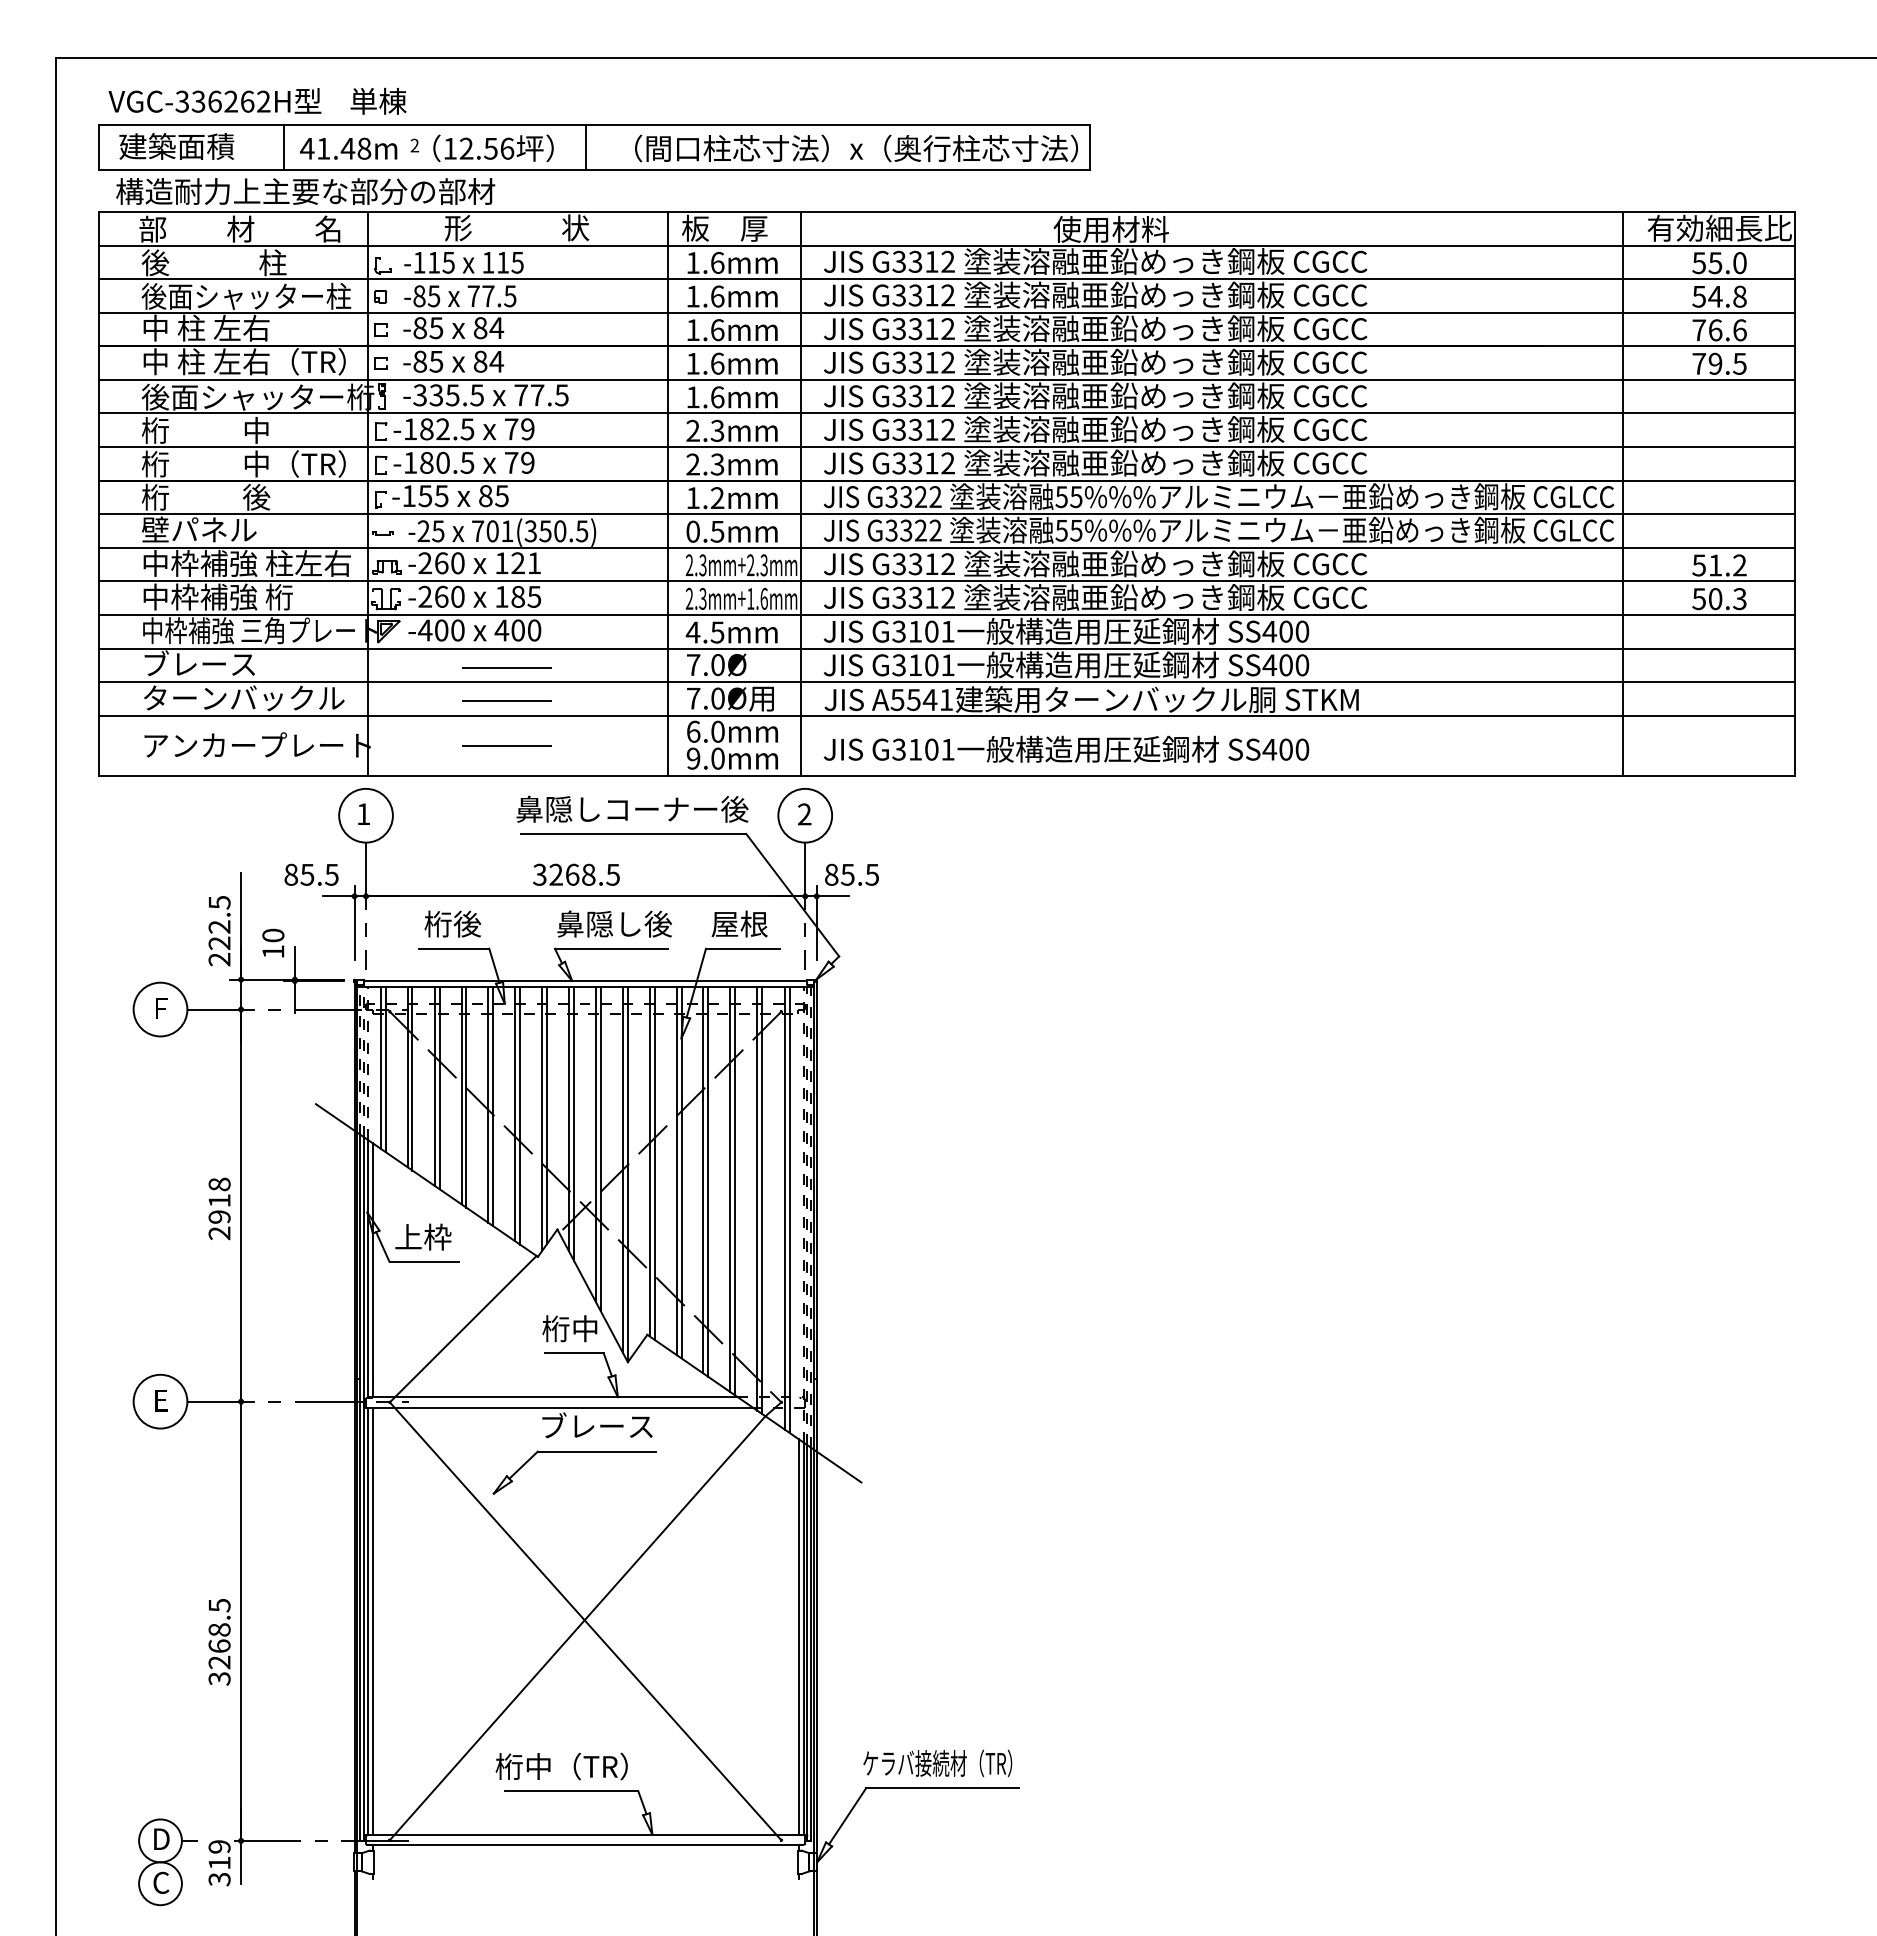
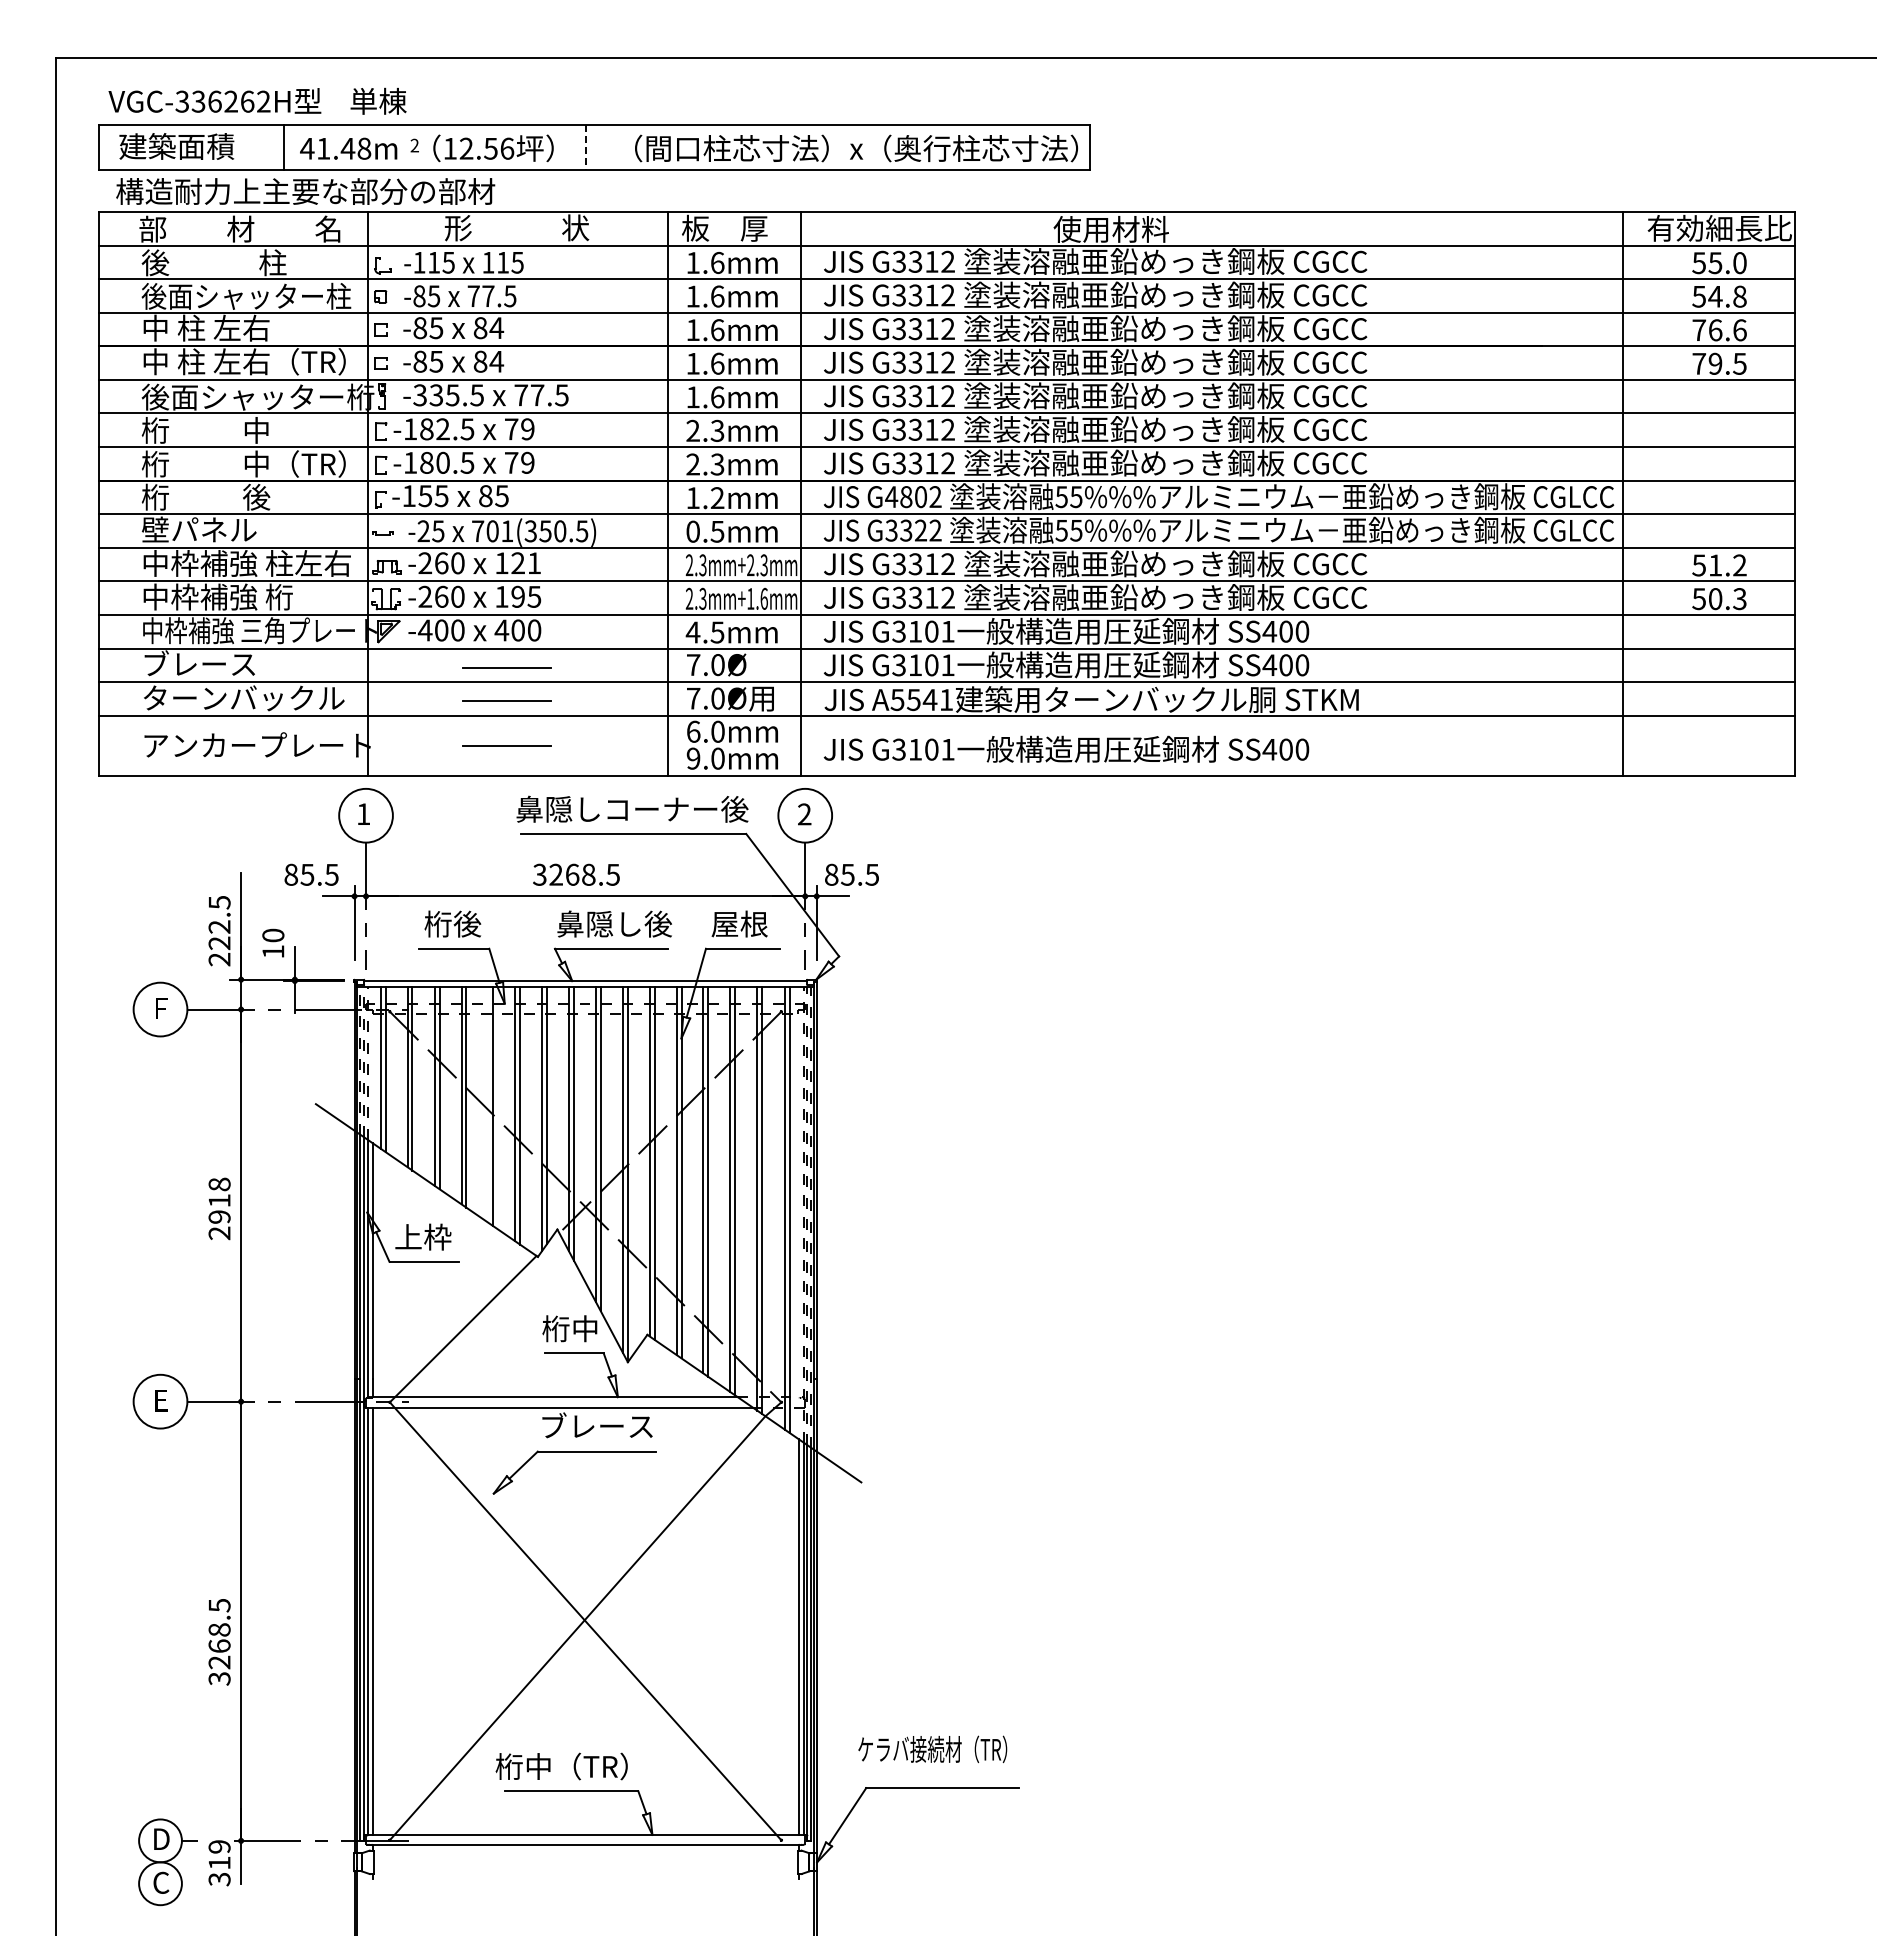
line: solid -> dashed (585, 147)
text: G3322 -> G4802 (905, 497)
text: 185 -> 195 (517, 596)
line: present -> none (488, 1104)
text position: (937, 1763) -> (932, 1749) (932, 1749)
